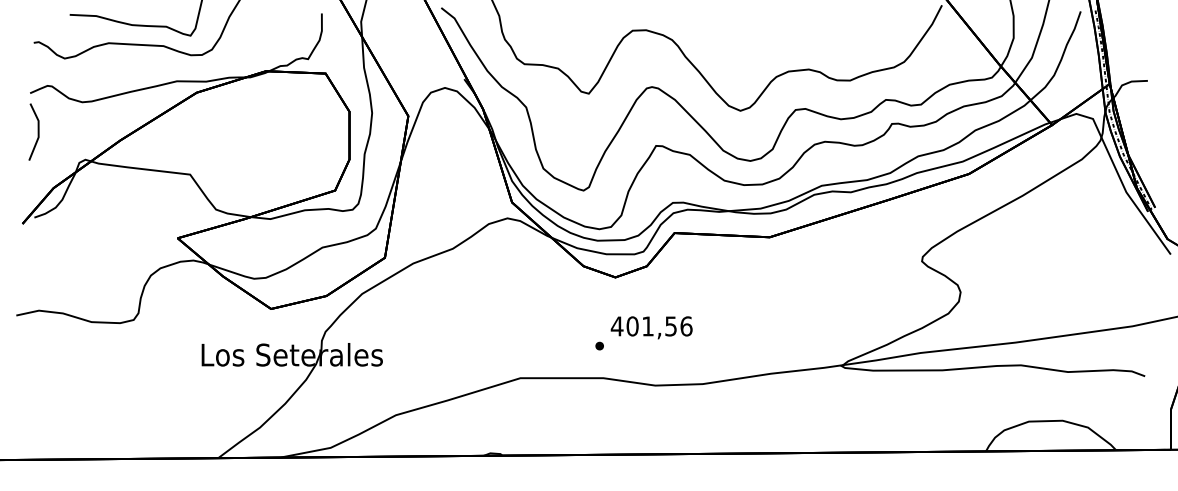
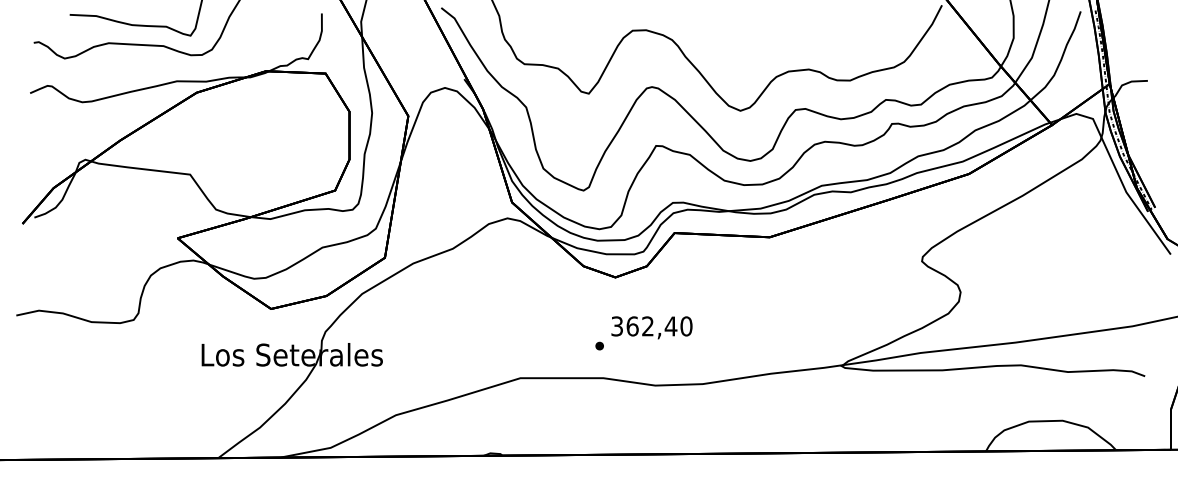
line: present -> none (37, 131)
text: 401,56 -> 362,40 (651, 326)
